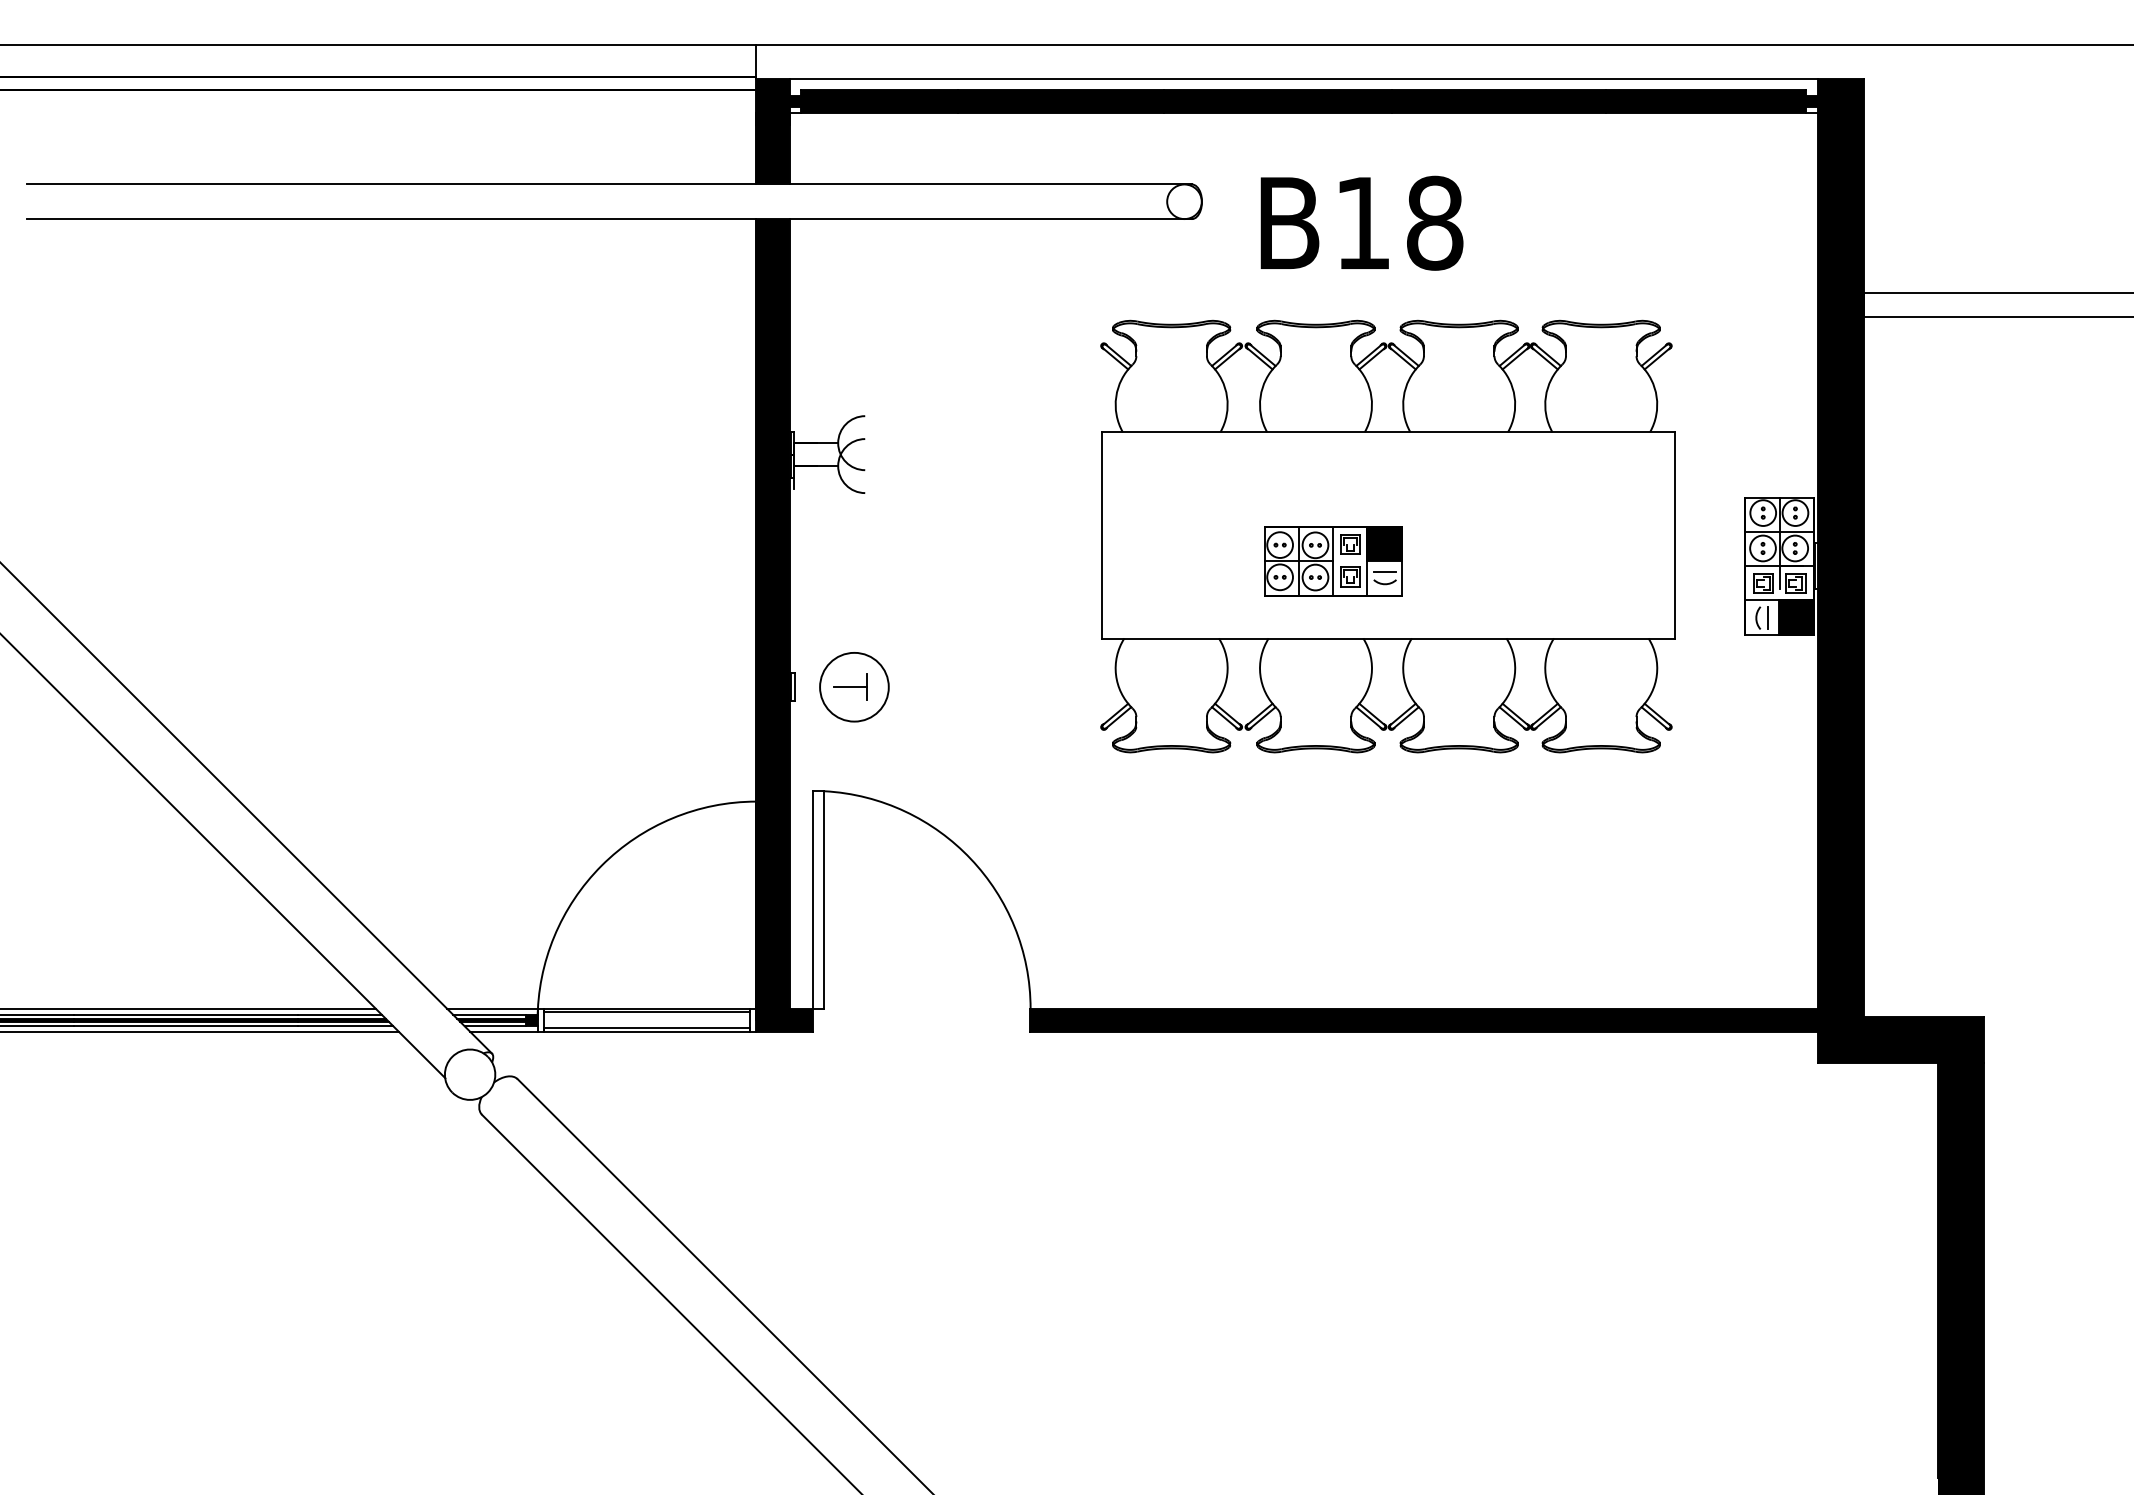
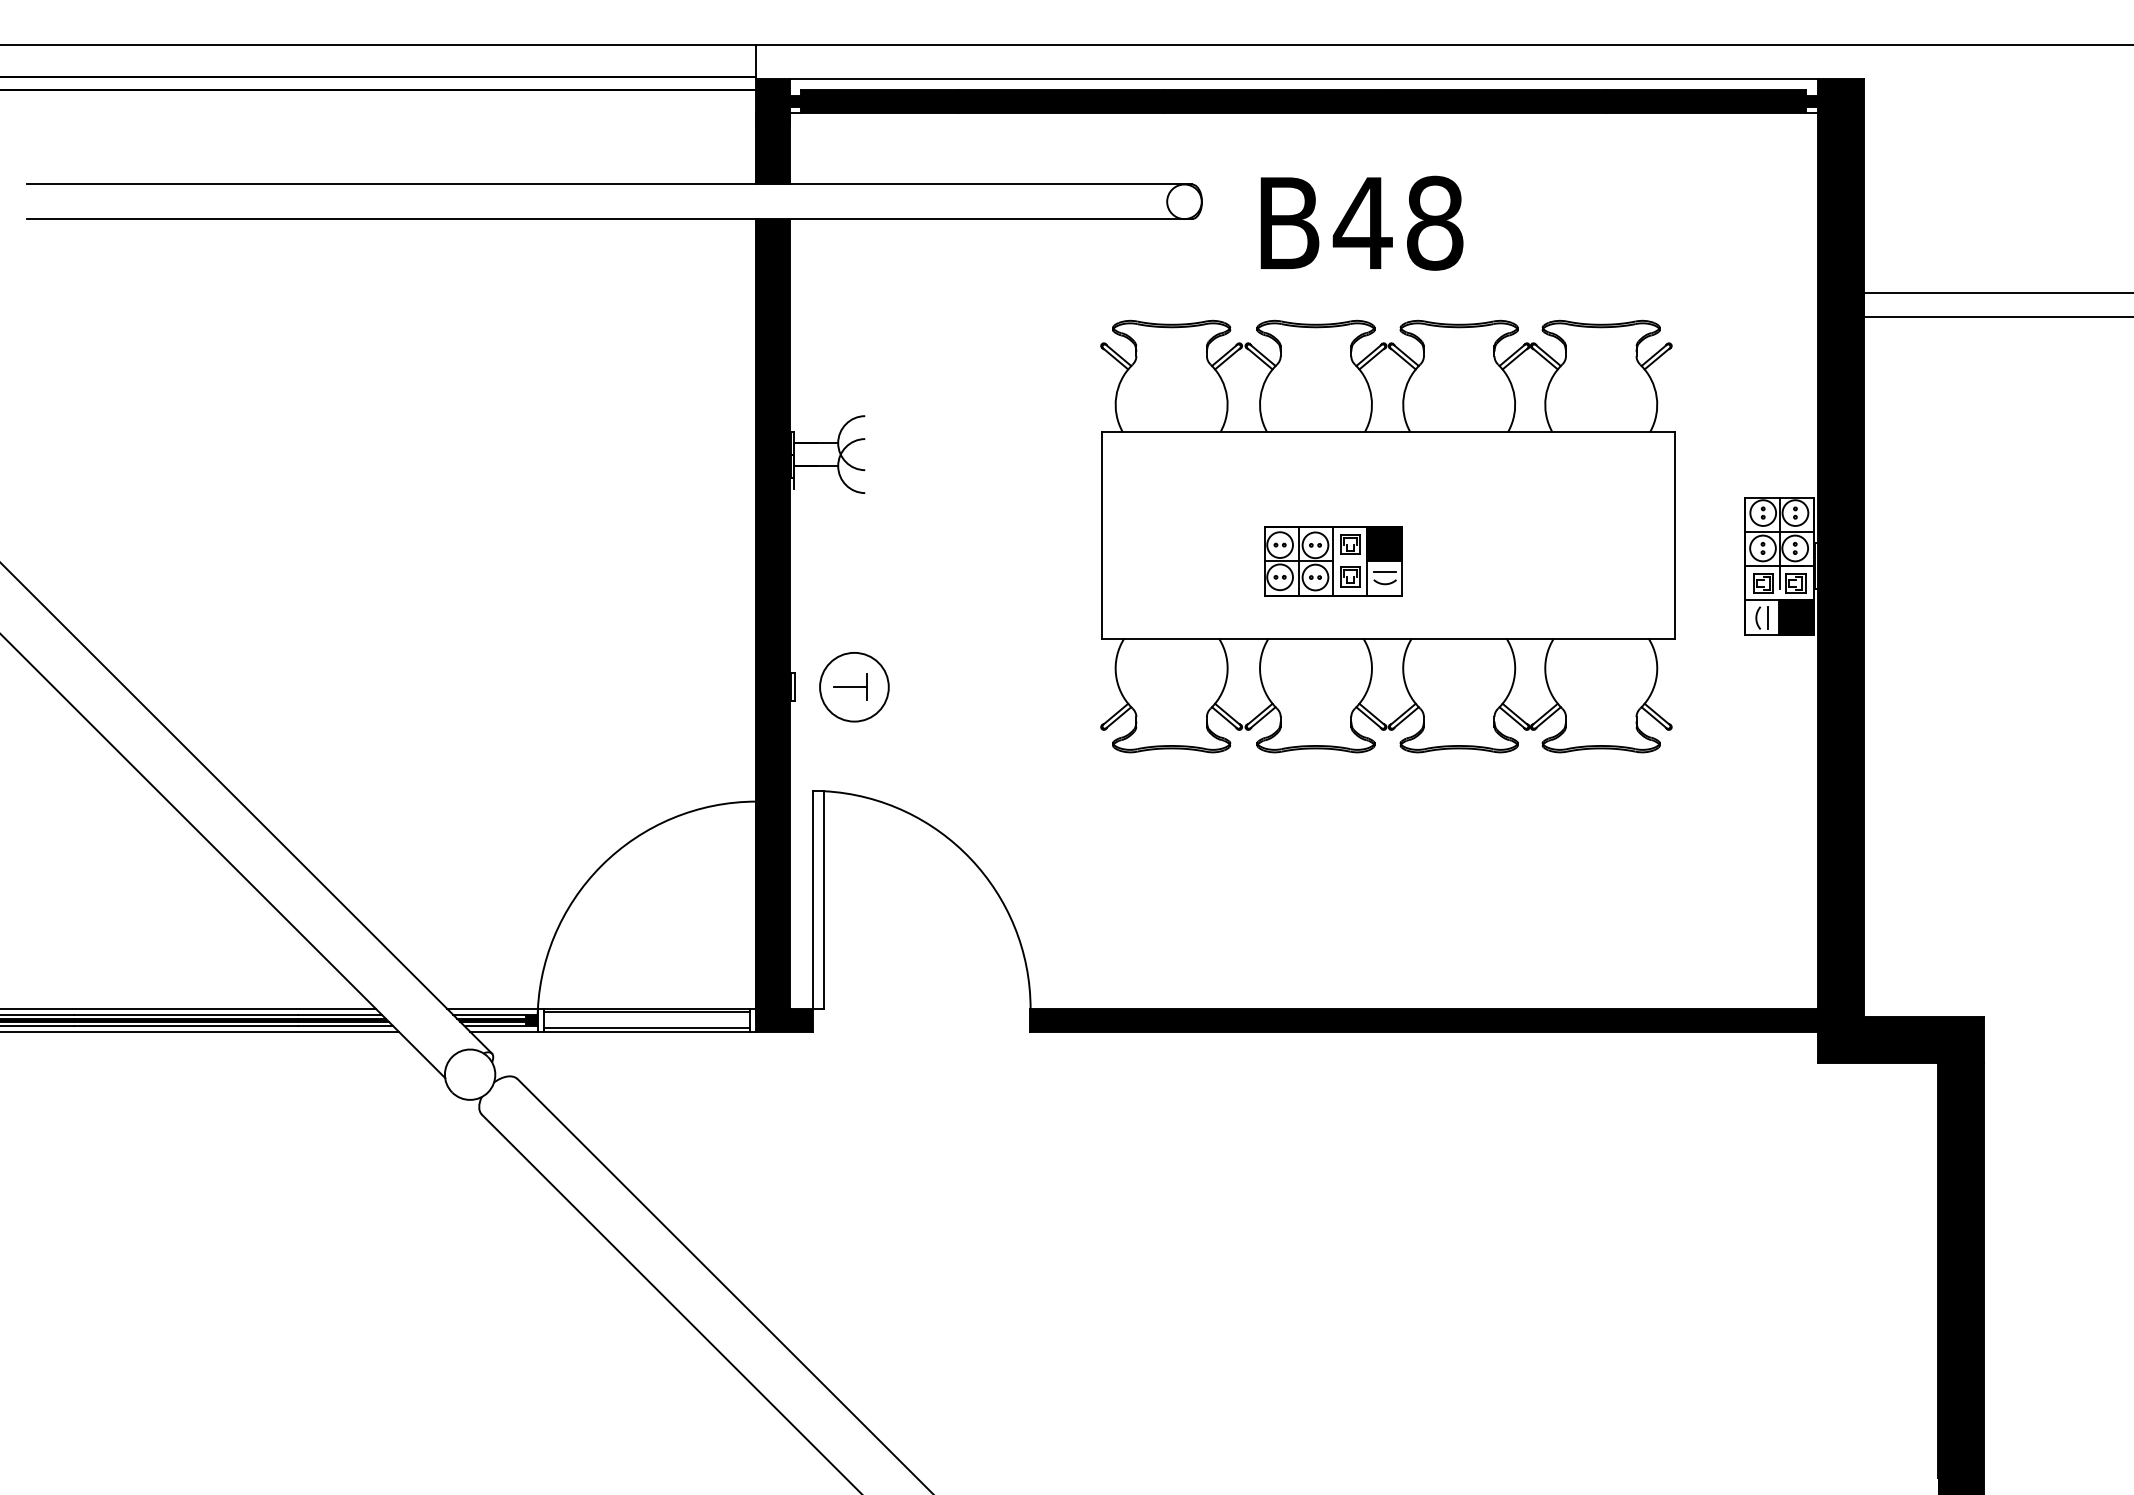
text: B18 -> B48 (1362, 222)
